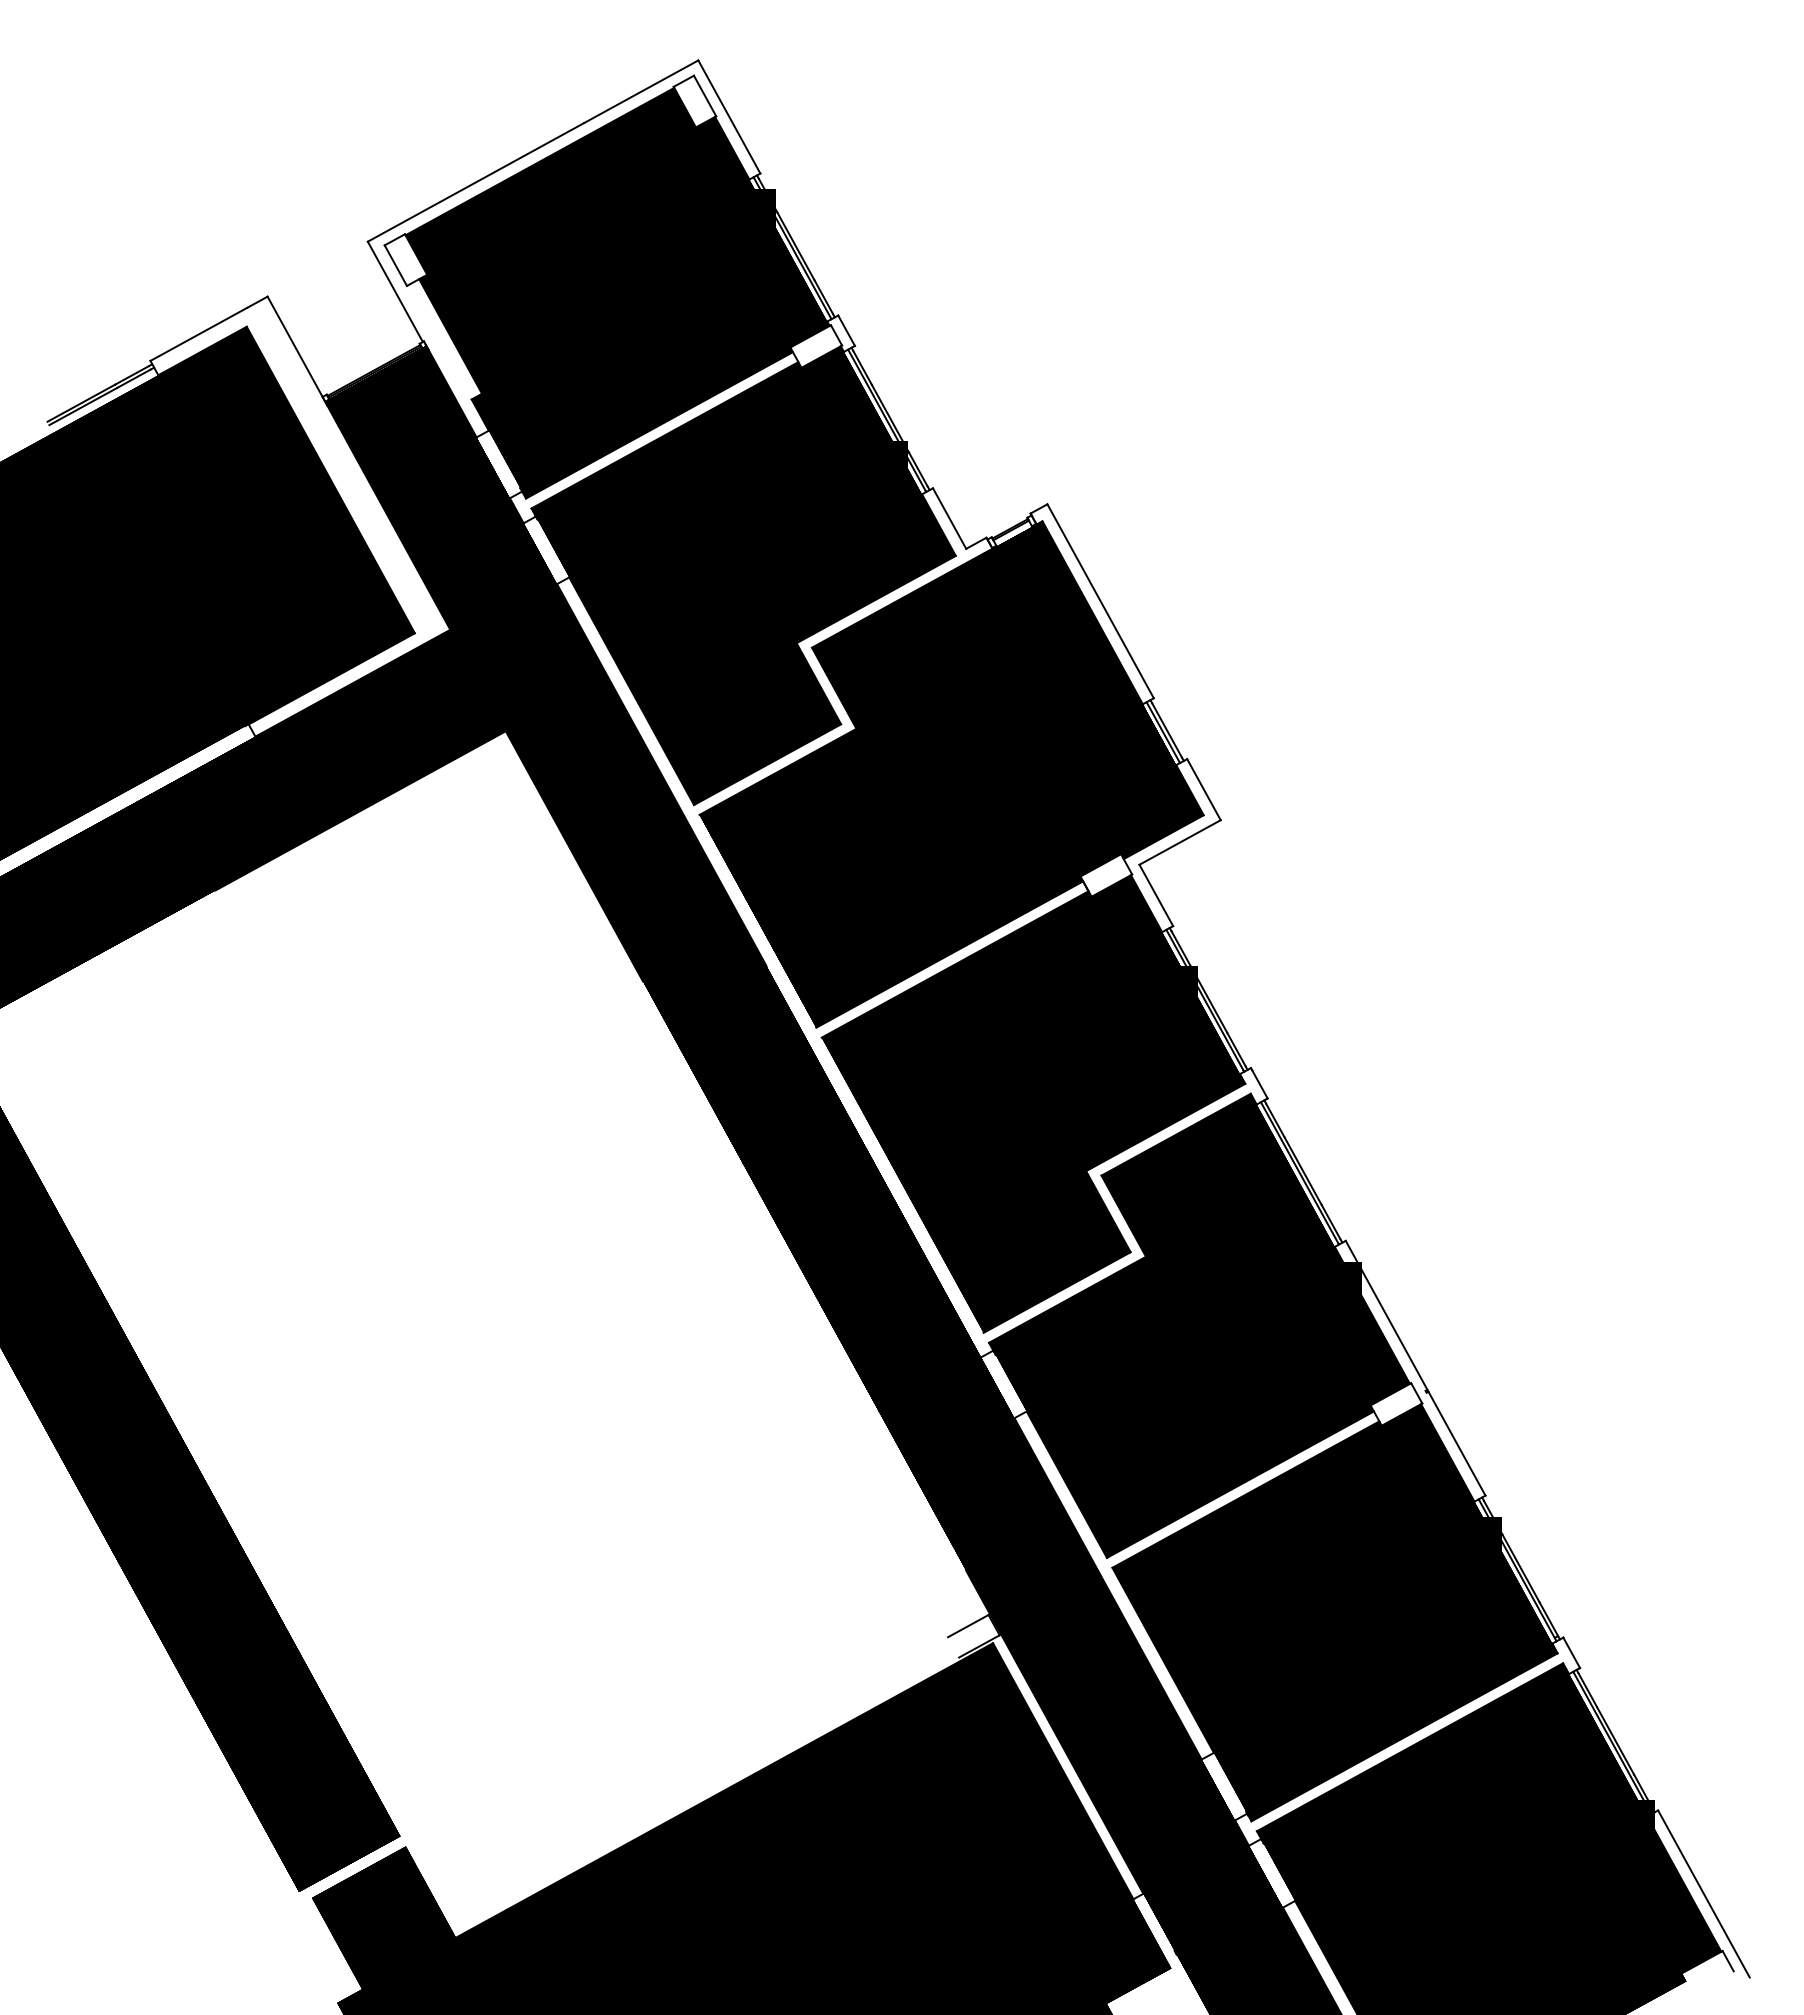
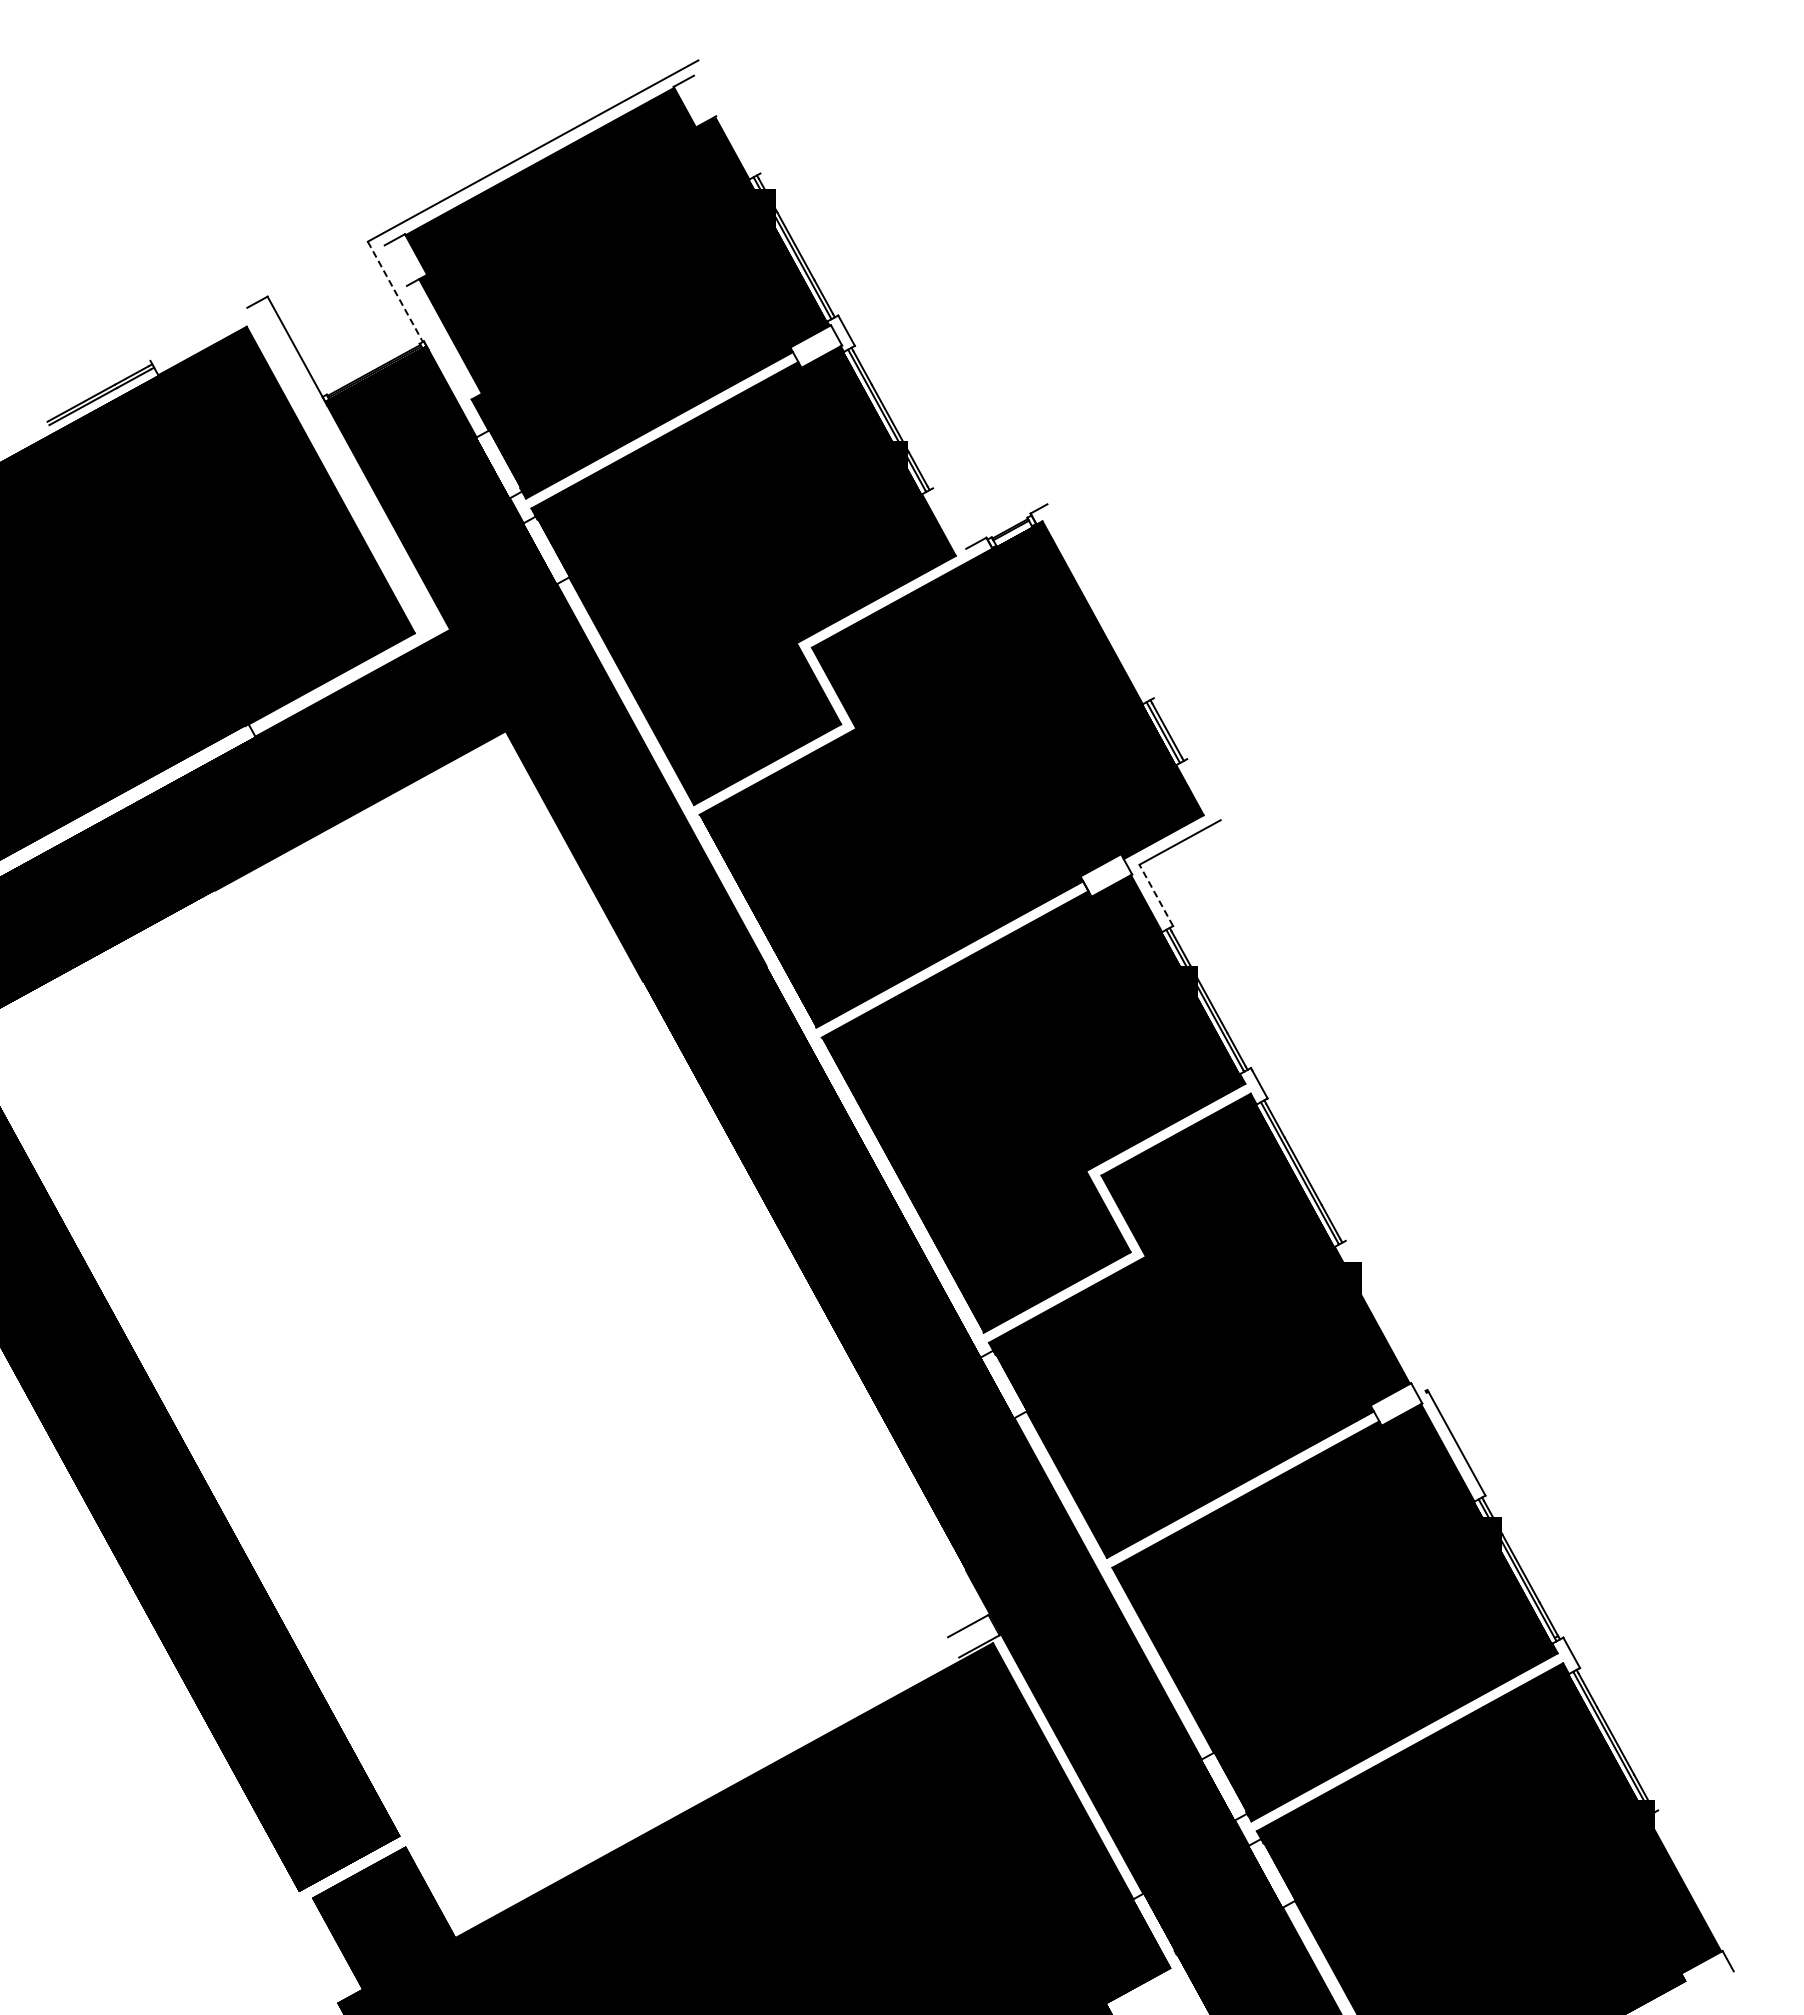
line: present -> none (704, 95)
line: present -> none (729, 116)
line: present -> none (395, 265)
line: solid -> dashed (395, 292)
line: present -> none (198, 333)
line: present -> none (949, 518)
line: present -> none (1100, 601)
line: present -> none (1203, 789)
line: solid -> dashed (1156, 895)
line: present -> none (1386, 1314)
line: present -> none (1703, 1893)
